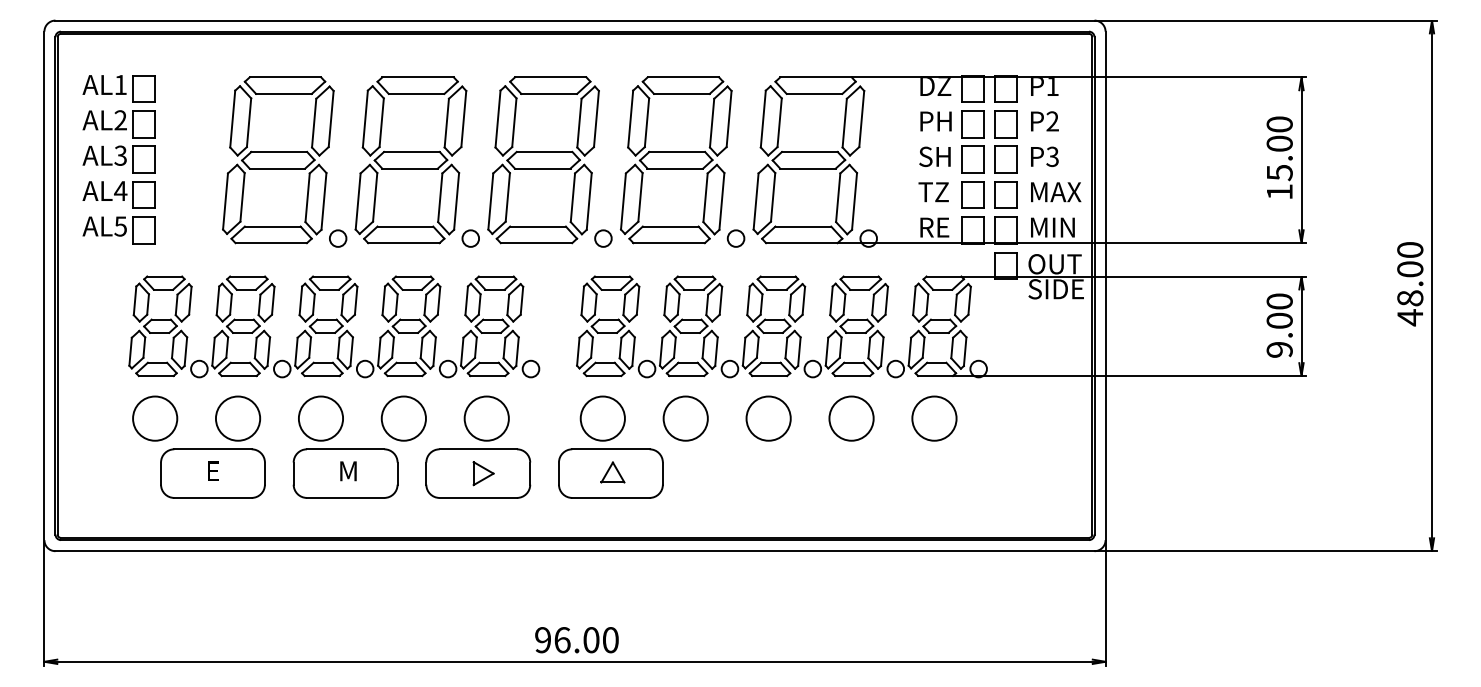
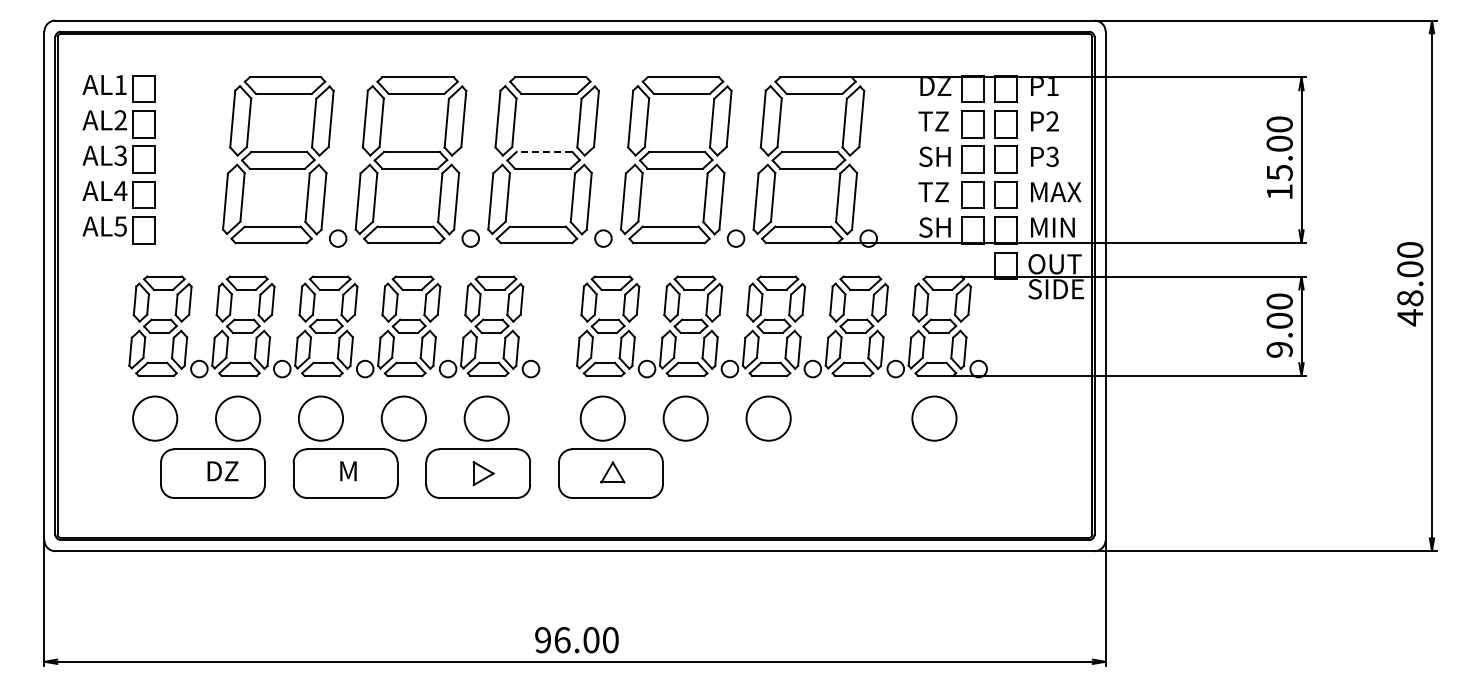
text: PH -> TZ (934, 121)
line: solid -> dashed (544, 151)
text: RE -> SH (934, 227)
circle: present -> none (851, 418)
text: E -> DZ (222, 471)
